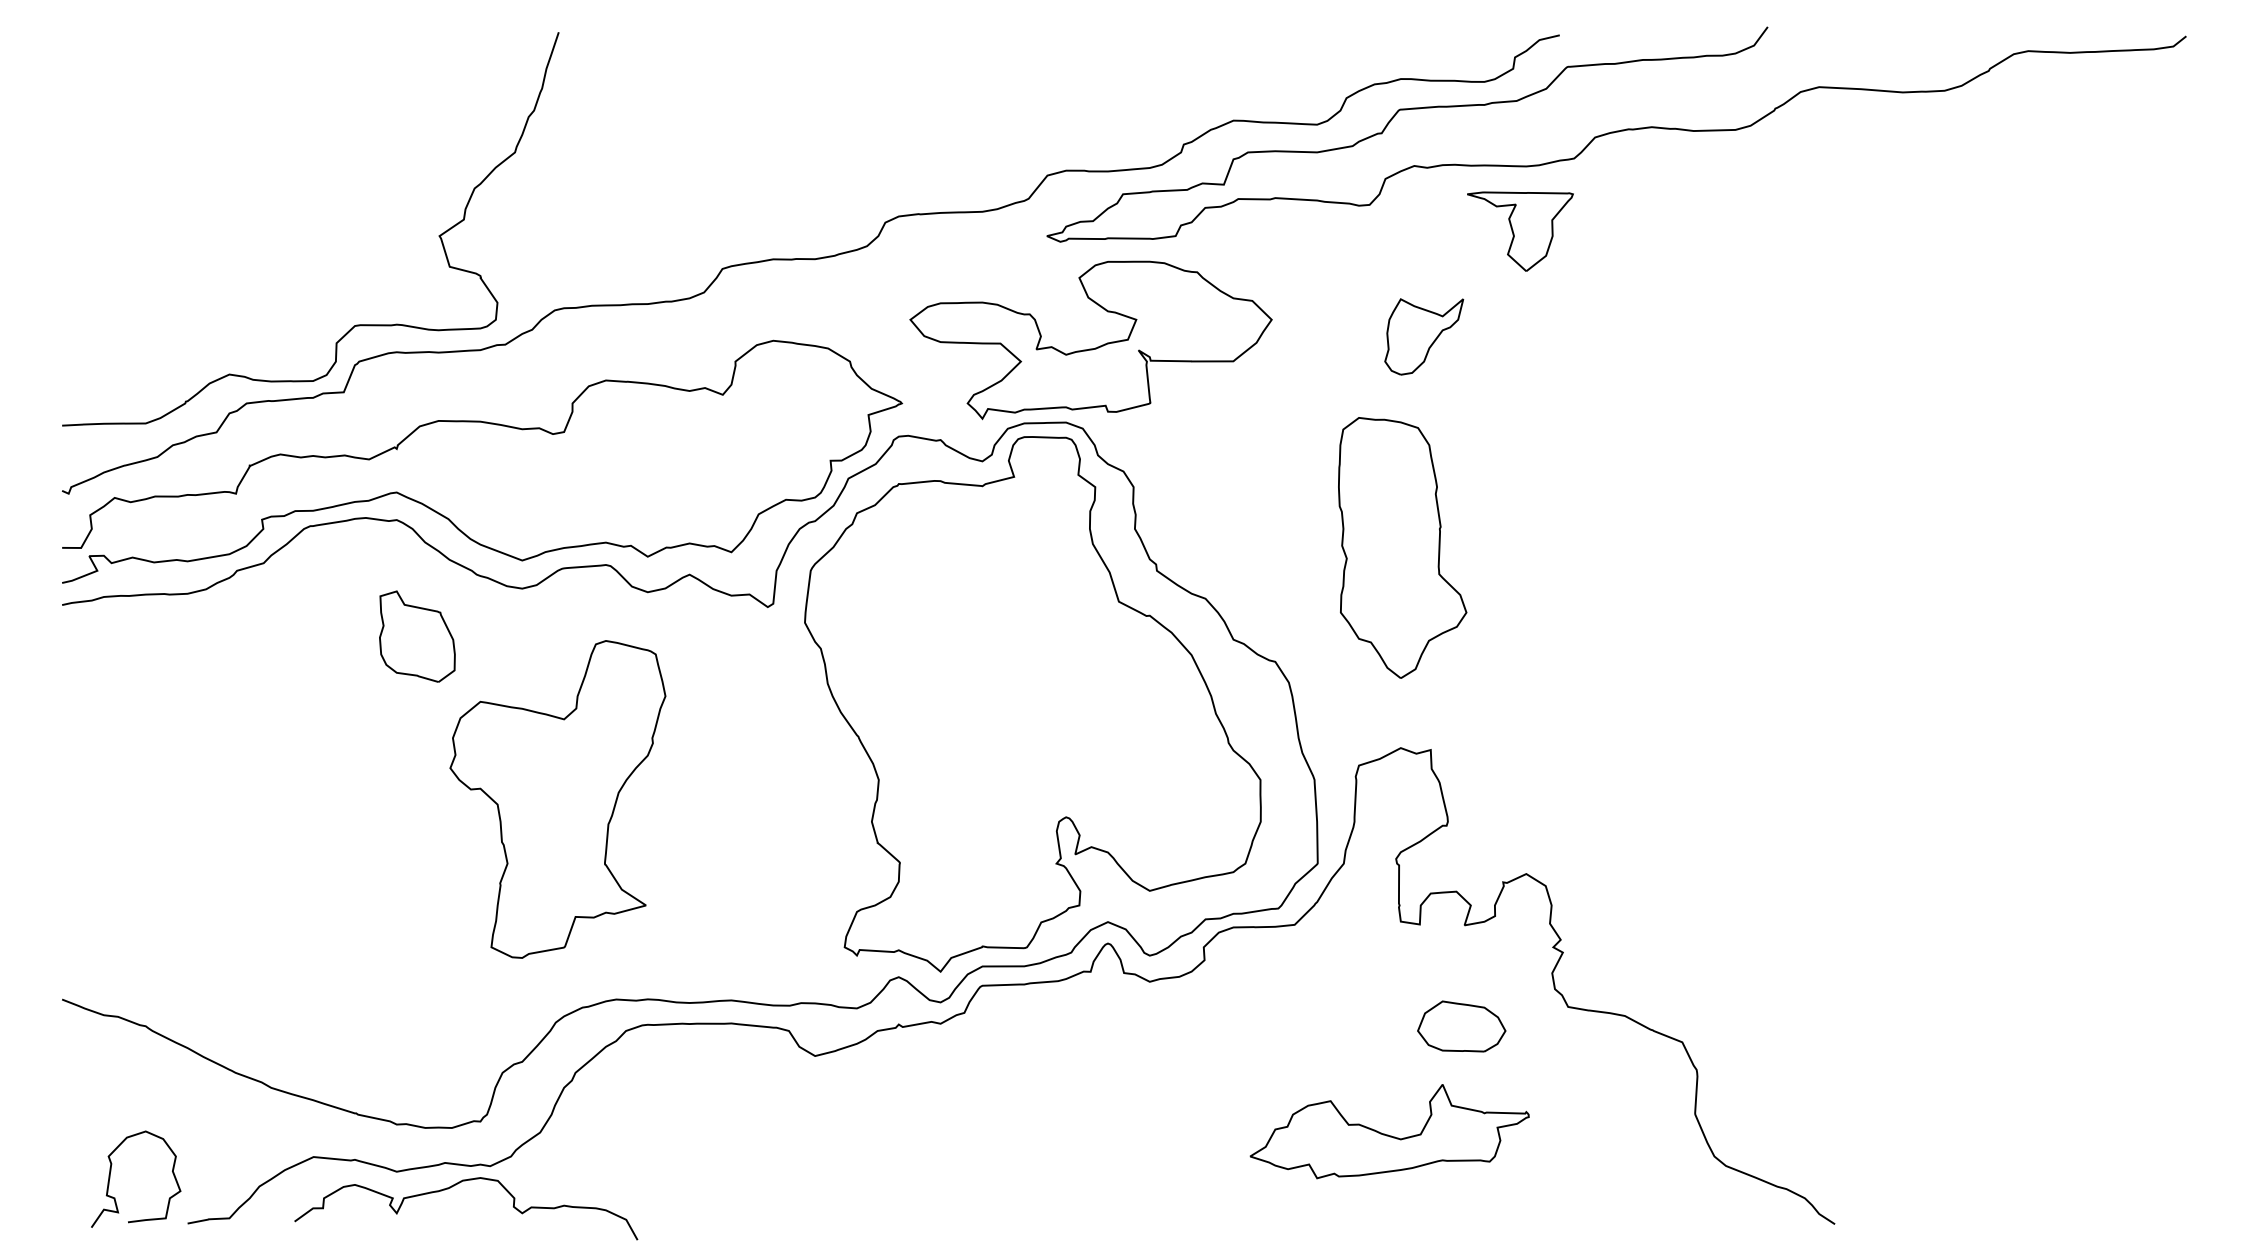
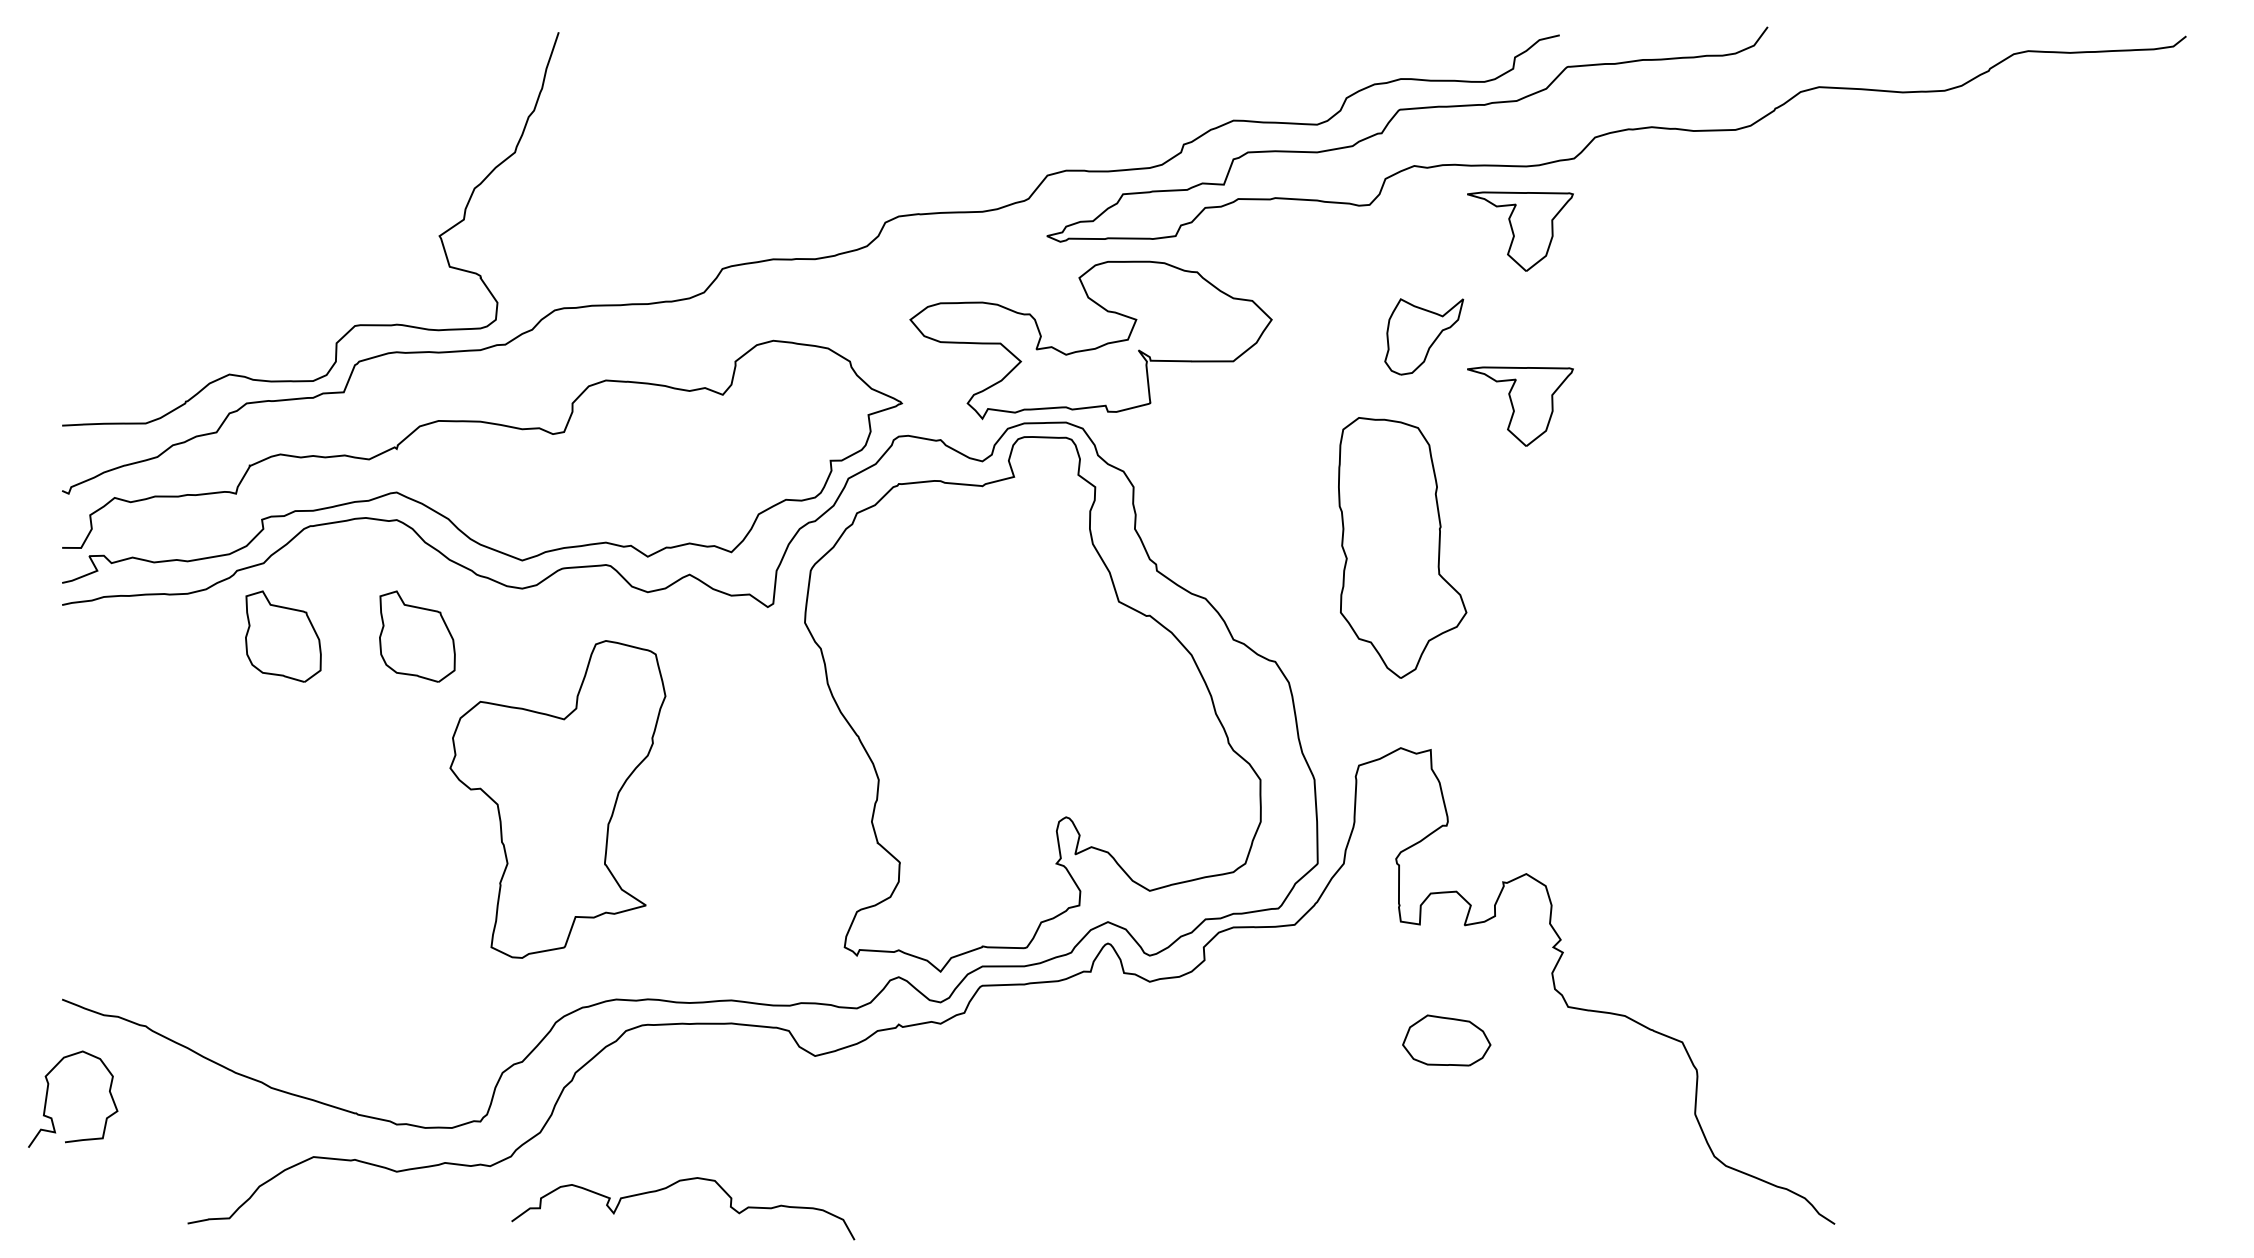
part: none -> present (1520, 406)
part: none -> present (283, 636)
part position: (1461, 1026) -> (1446, 1040) (1446, 1040)
part: present -> none (1389, 1131)
curve position: (111, 1171) -> (48, 1091) (48, 1091)
curve position: (454, 1186) -> (671, 1186) (671, 1186)
